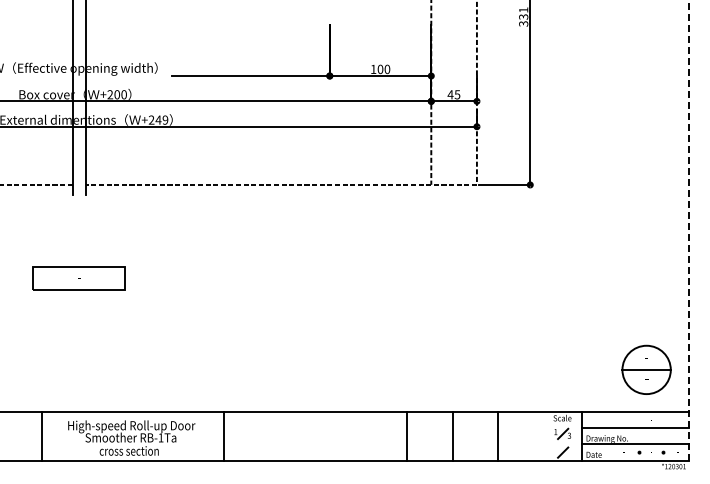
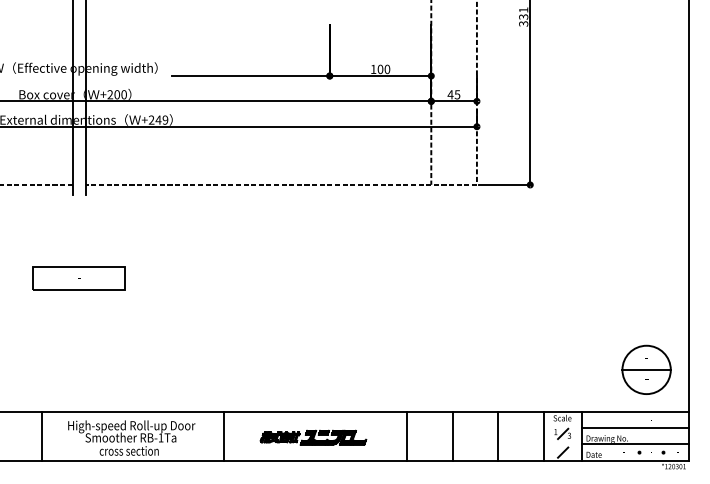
line: dashed -> solid (688, 230)
line: none -> present (544, 436)
part: none -> present (313, 437)
